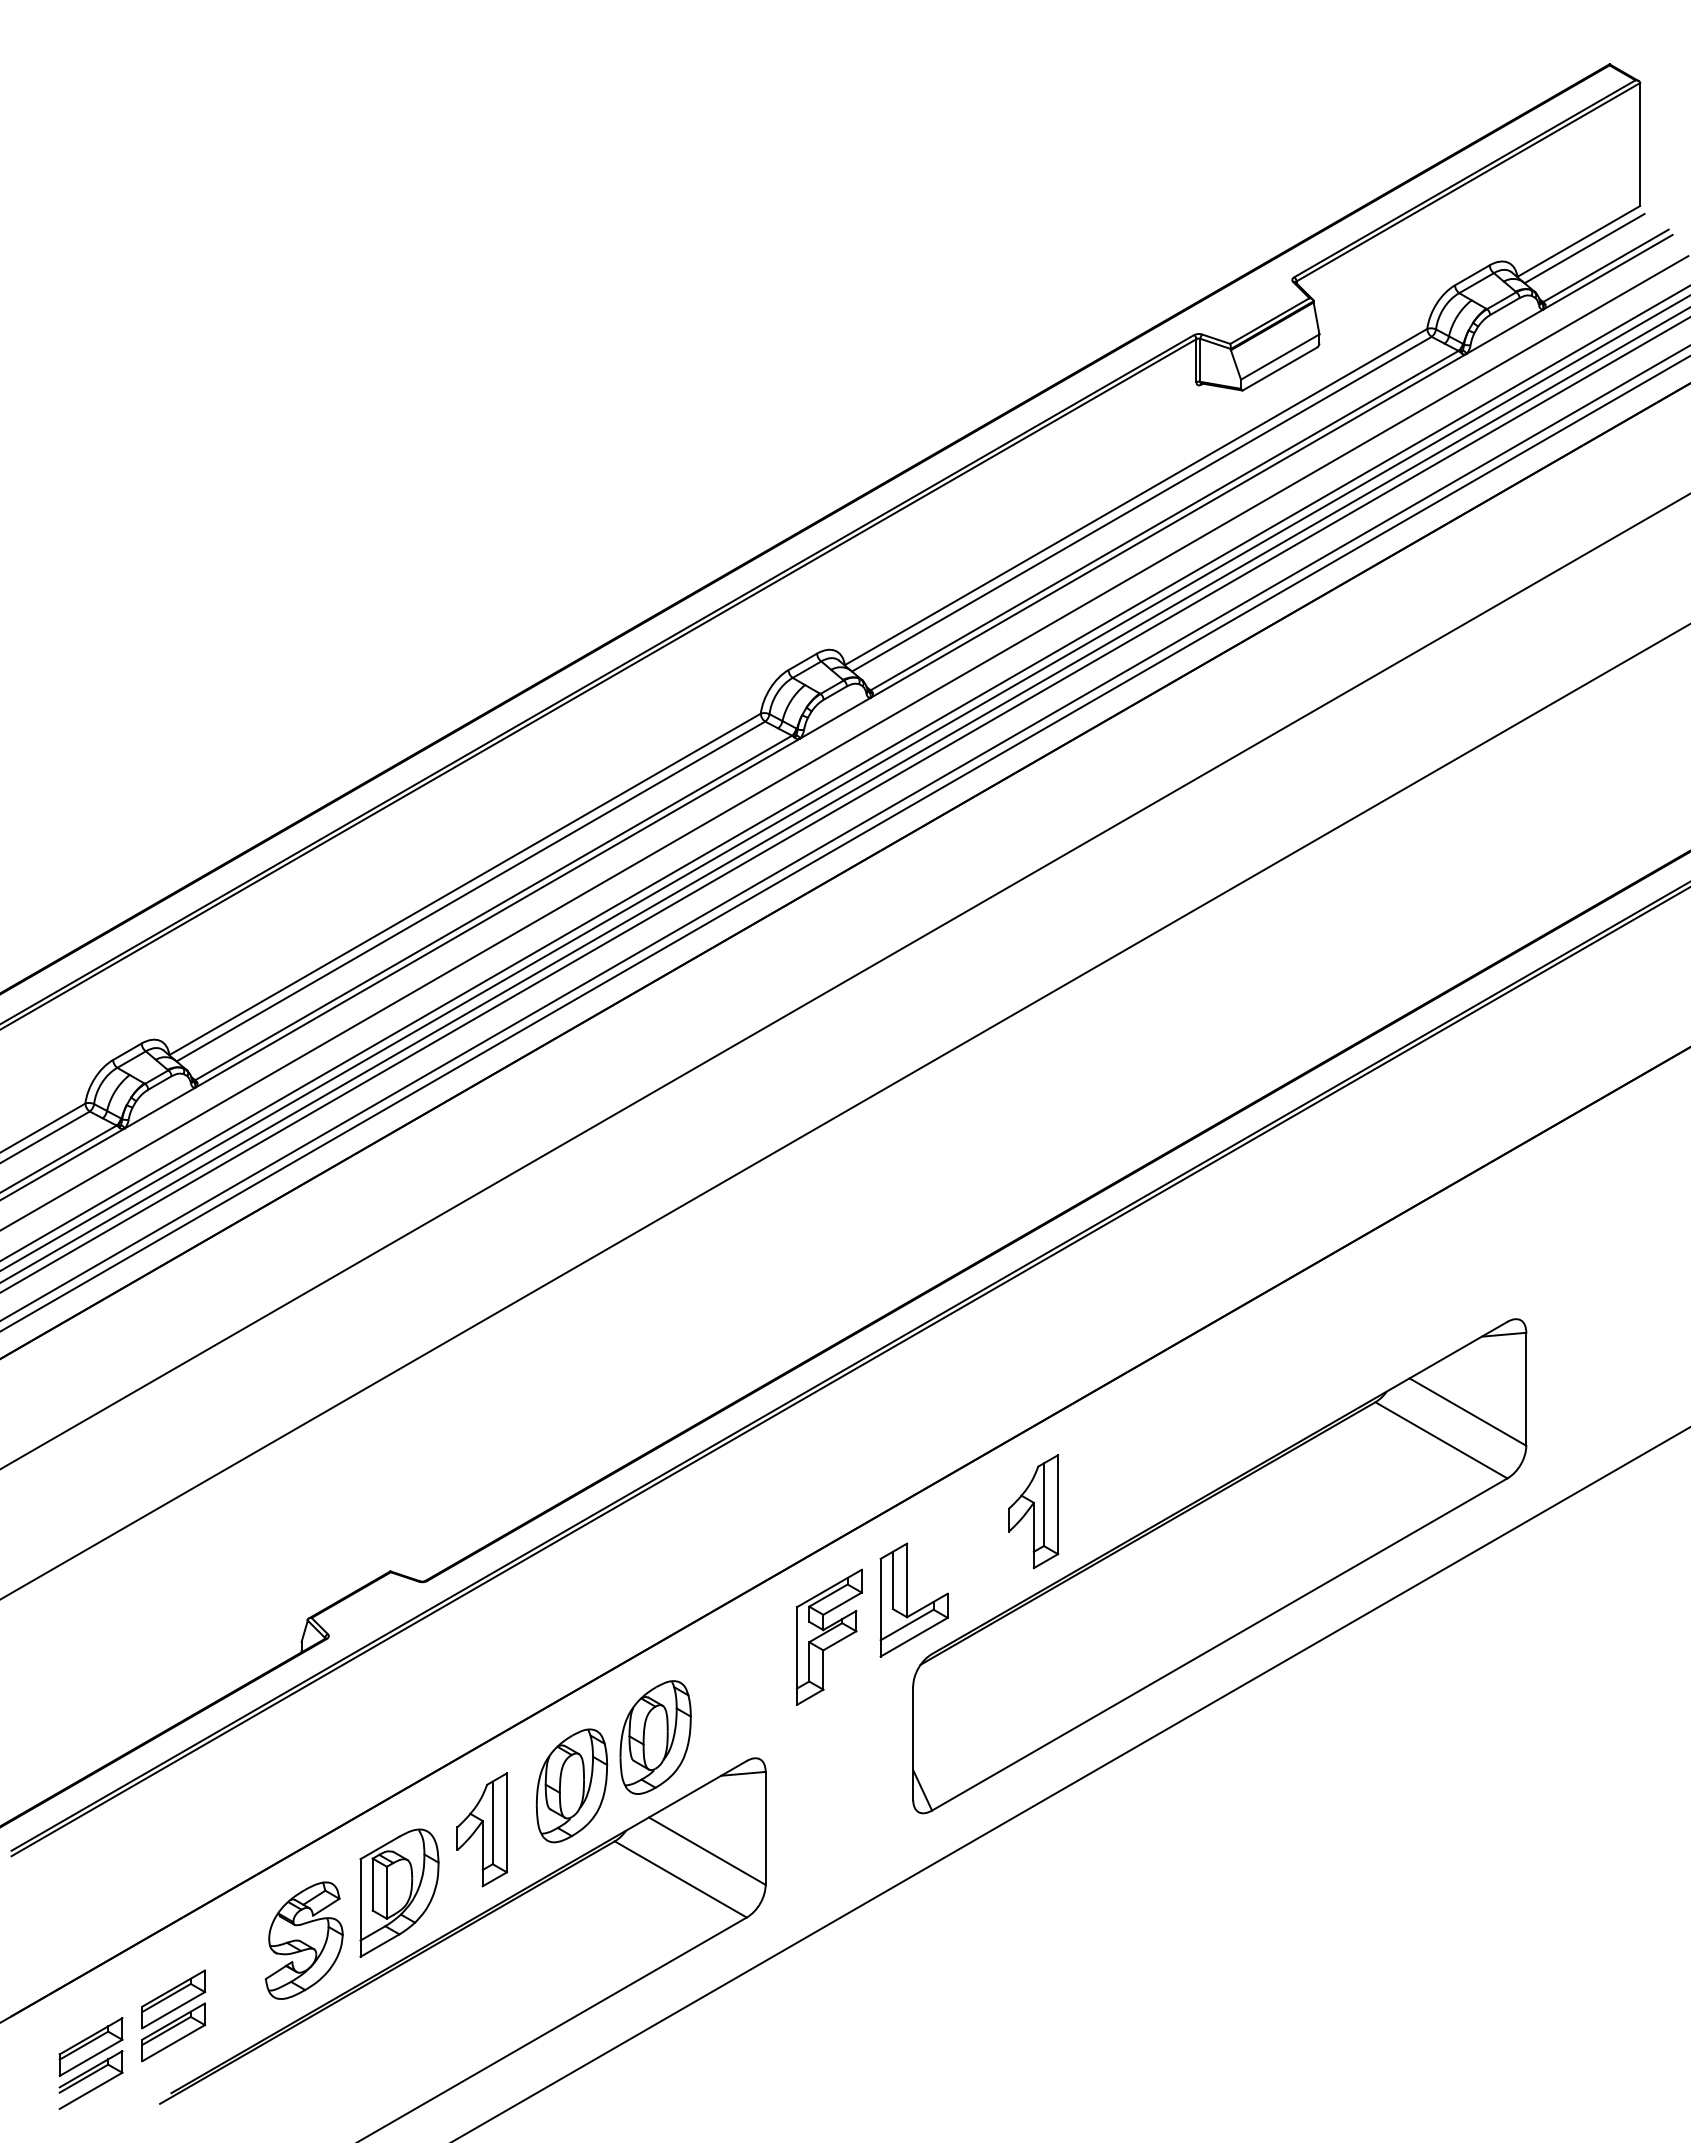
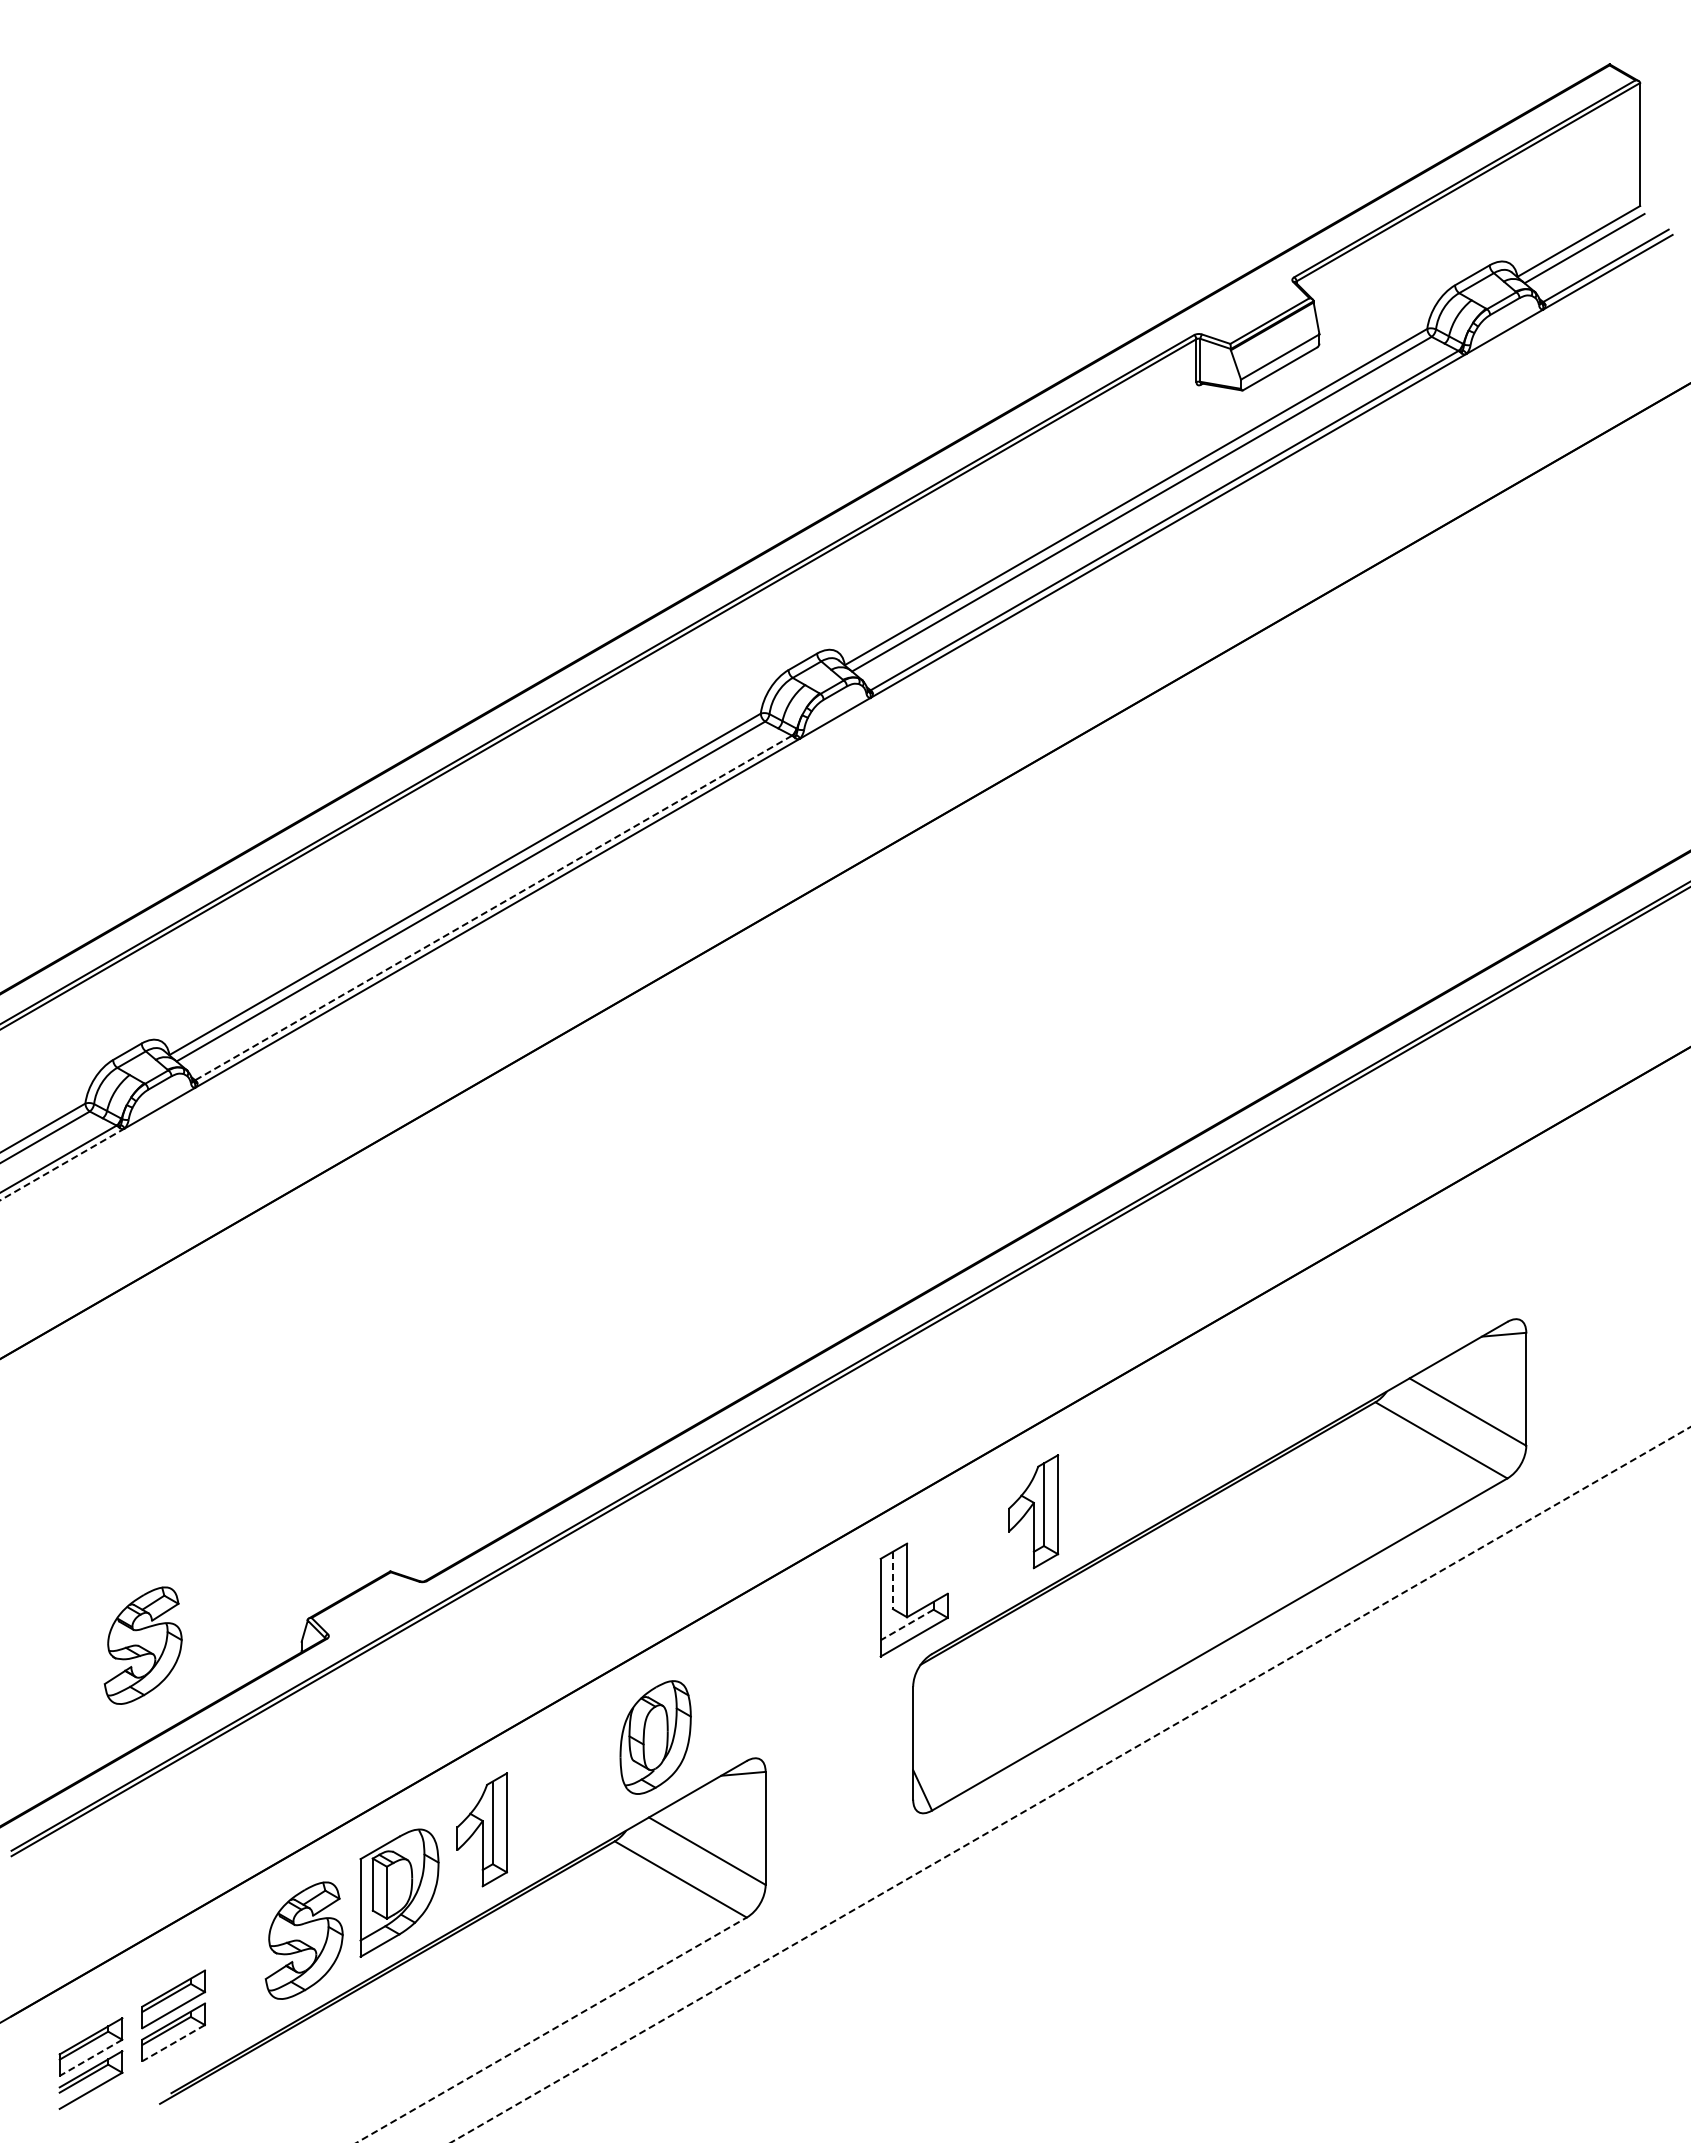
line: present -> none (844, 742)
line: present -> none (844, 773)
line: present -> none (844, 783)
line: present -> none (844, 794)
line: present -> none (844, 804)
line: present -> none (844, 833)
line: present -> none (844, 843)
line: solid -> dashed (493, 907)
line: present -> none (844, 981)
line: present -> none (844, 1111)
line: solid -> dashed (62, 1164)
line: solid -> dashed (892, 1580)
line: solid -> dashed (907, 1625)
part: present -> none (828, 1636)
part: none -> present (142, 1645)
line: solid -> dashed (1070, 1784)
part: present -> none (571, 1785)
line: solid -> dashed (552, 2029)
line: solid -> dashed (173, 2043)
line: solid -> dashed (90, 2058)
